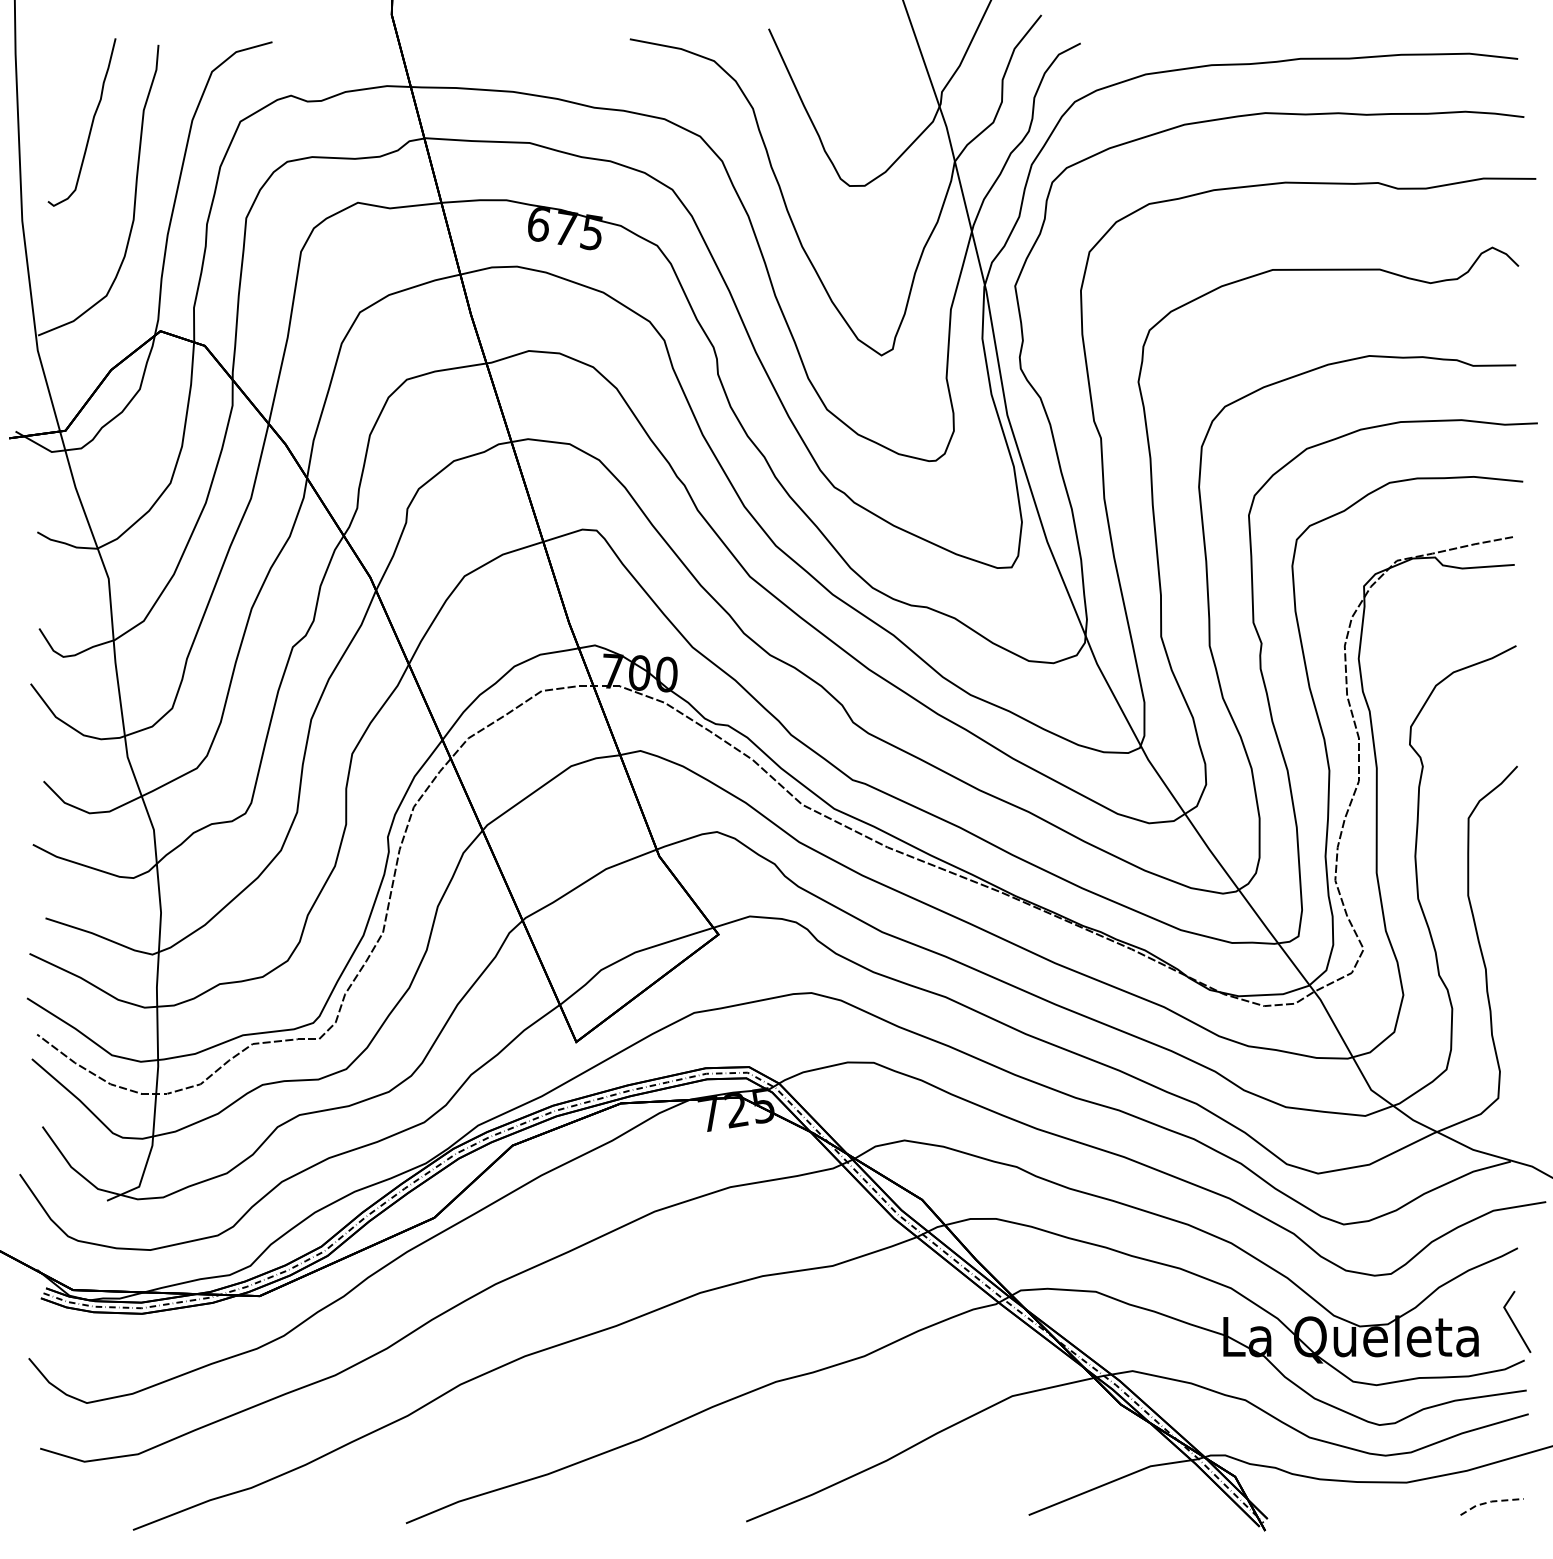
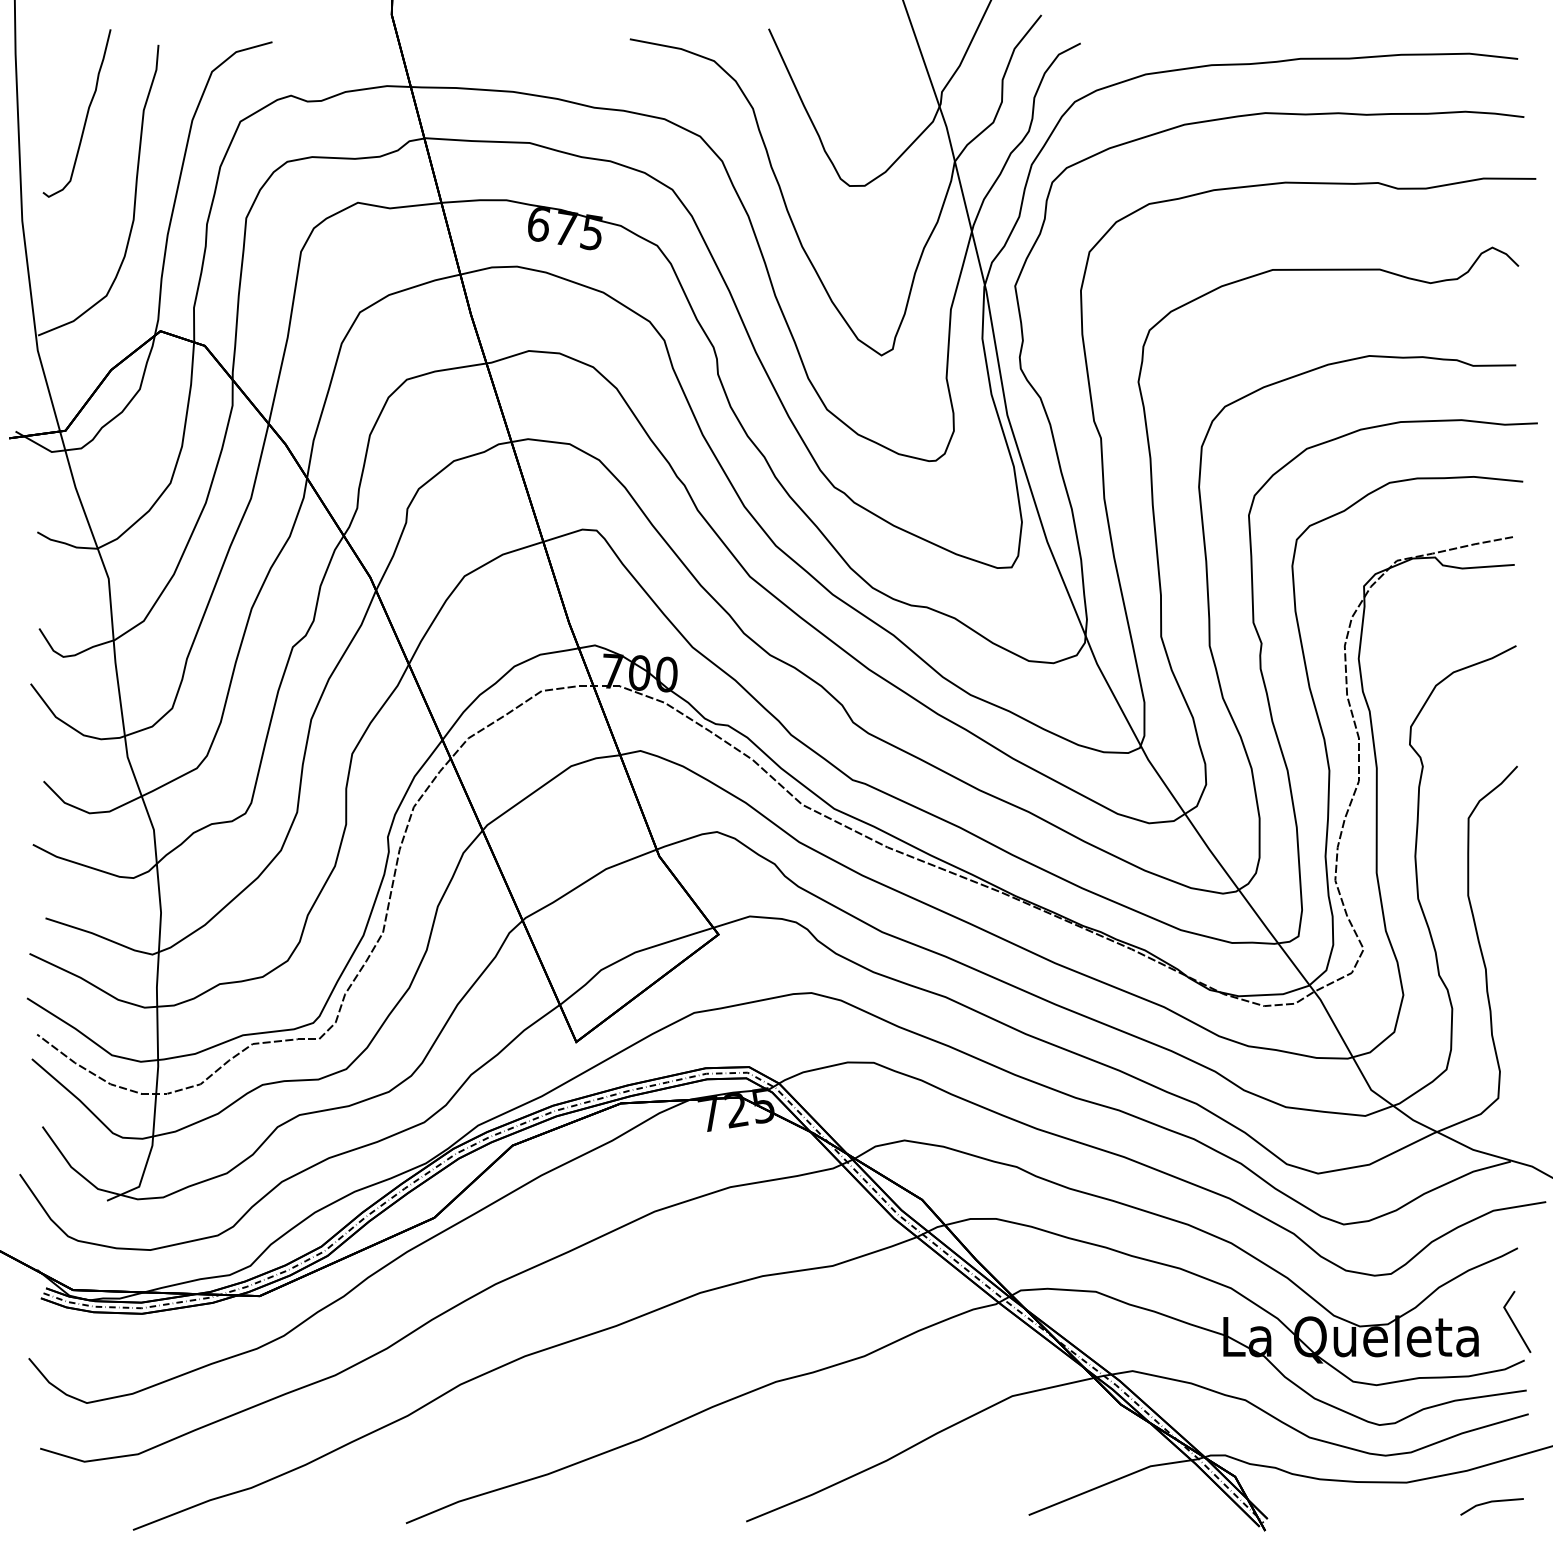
curve position: (90, 126) -> (85, 117) (85, 117)
line: dashed -> solid (1490, 1501)
